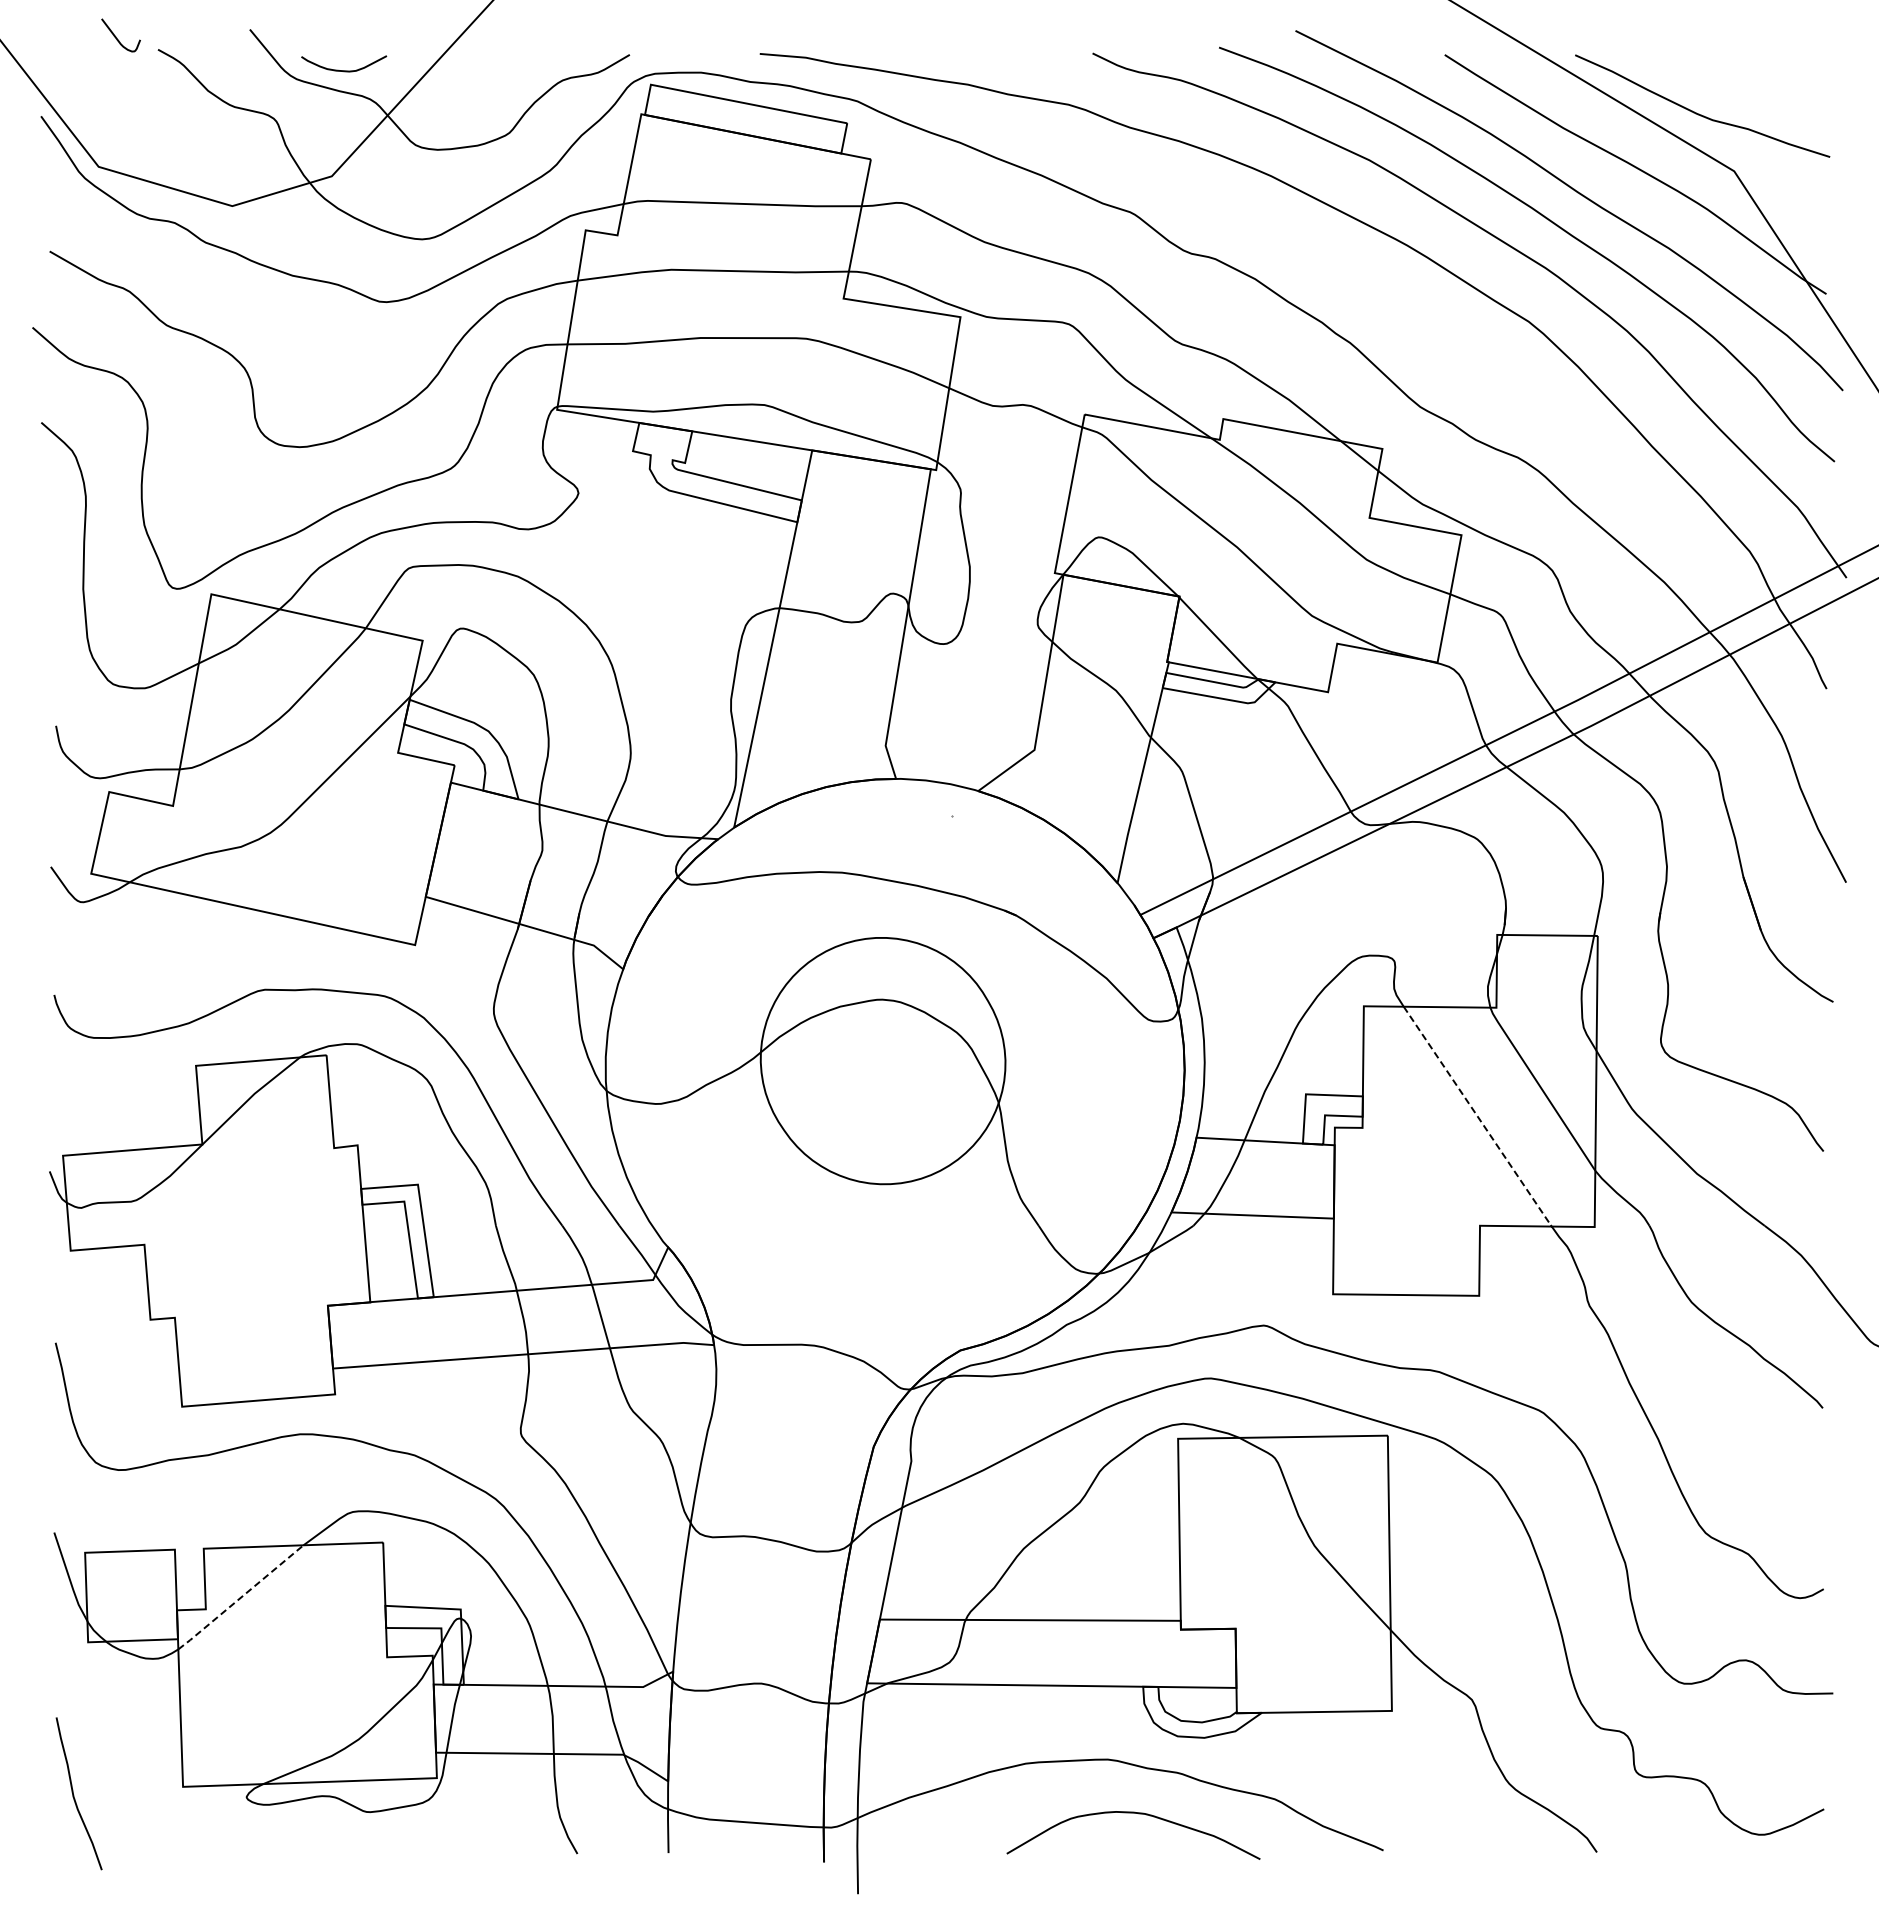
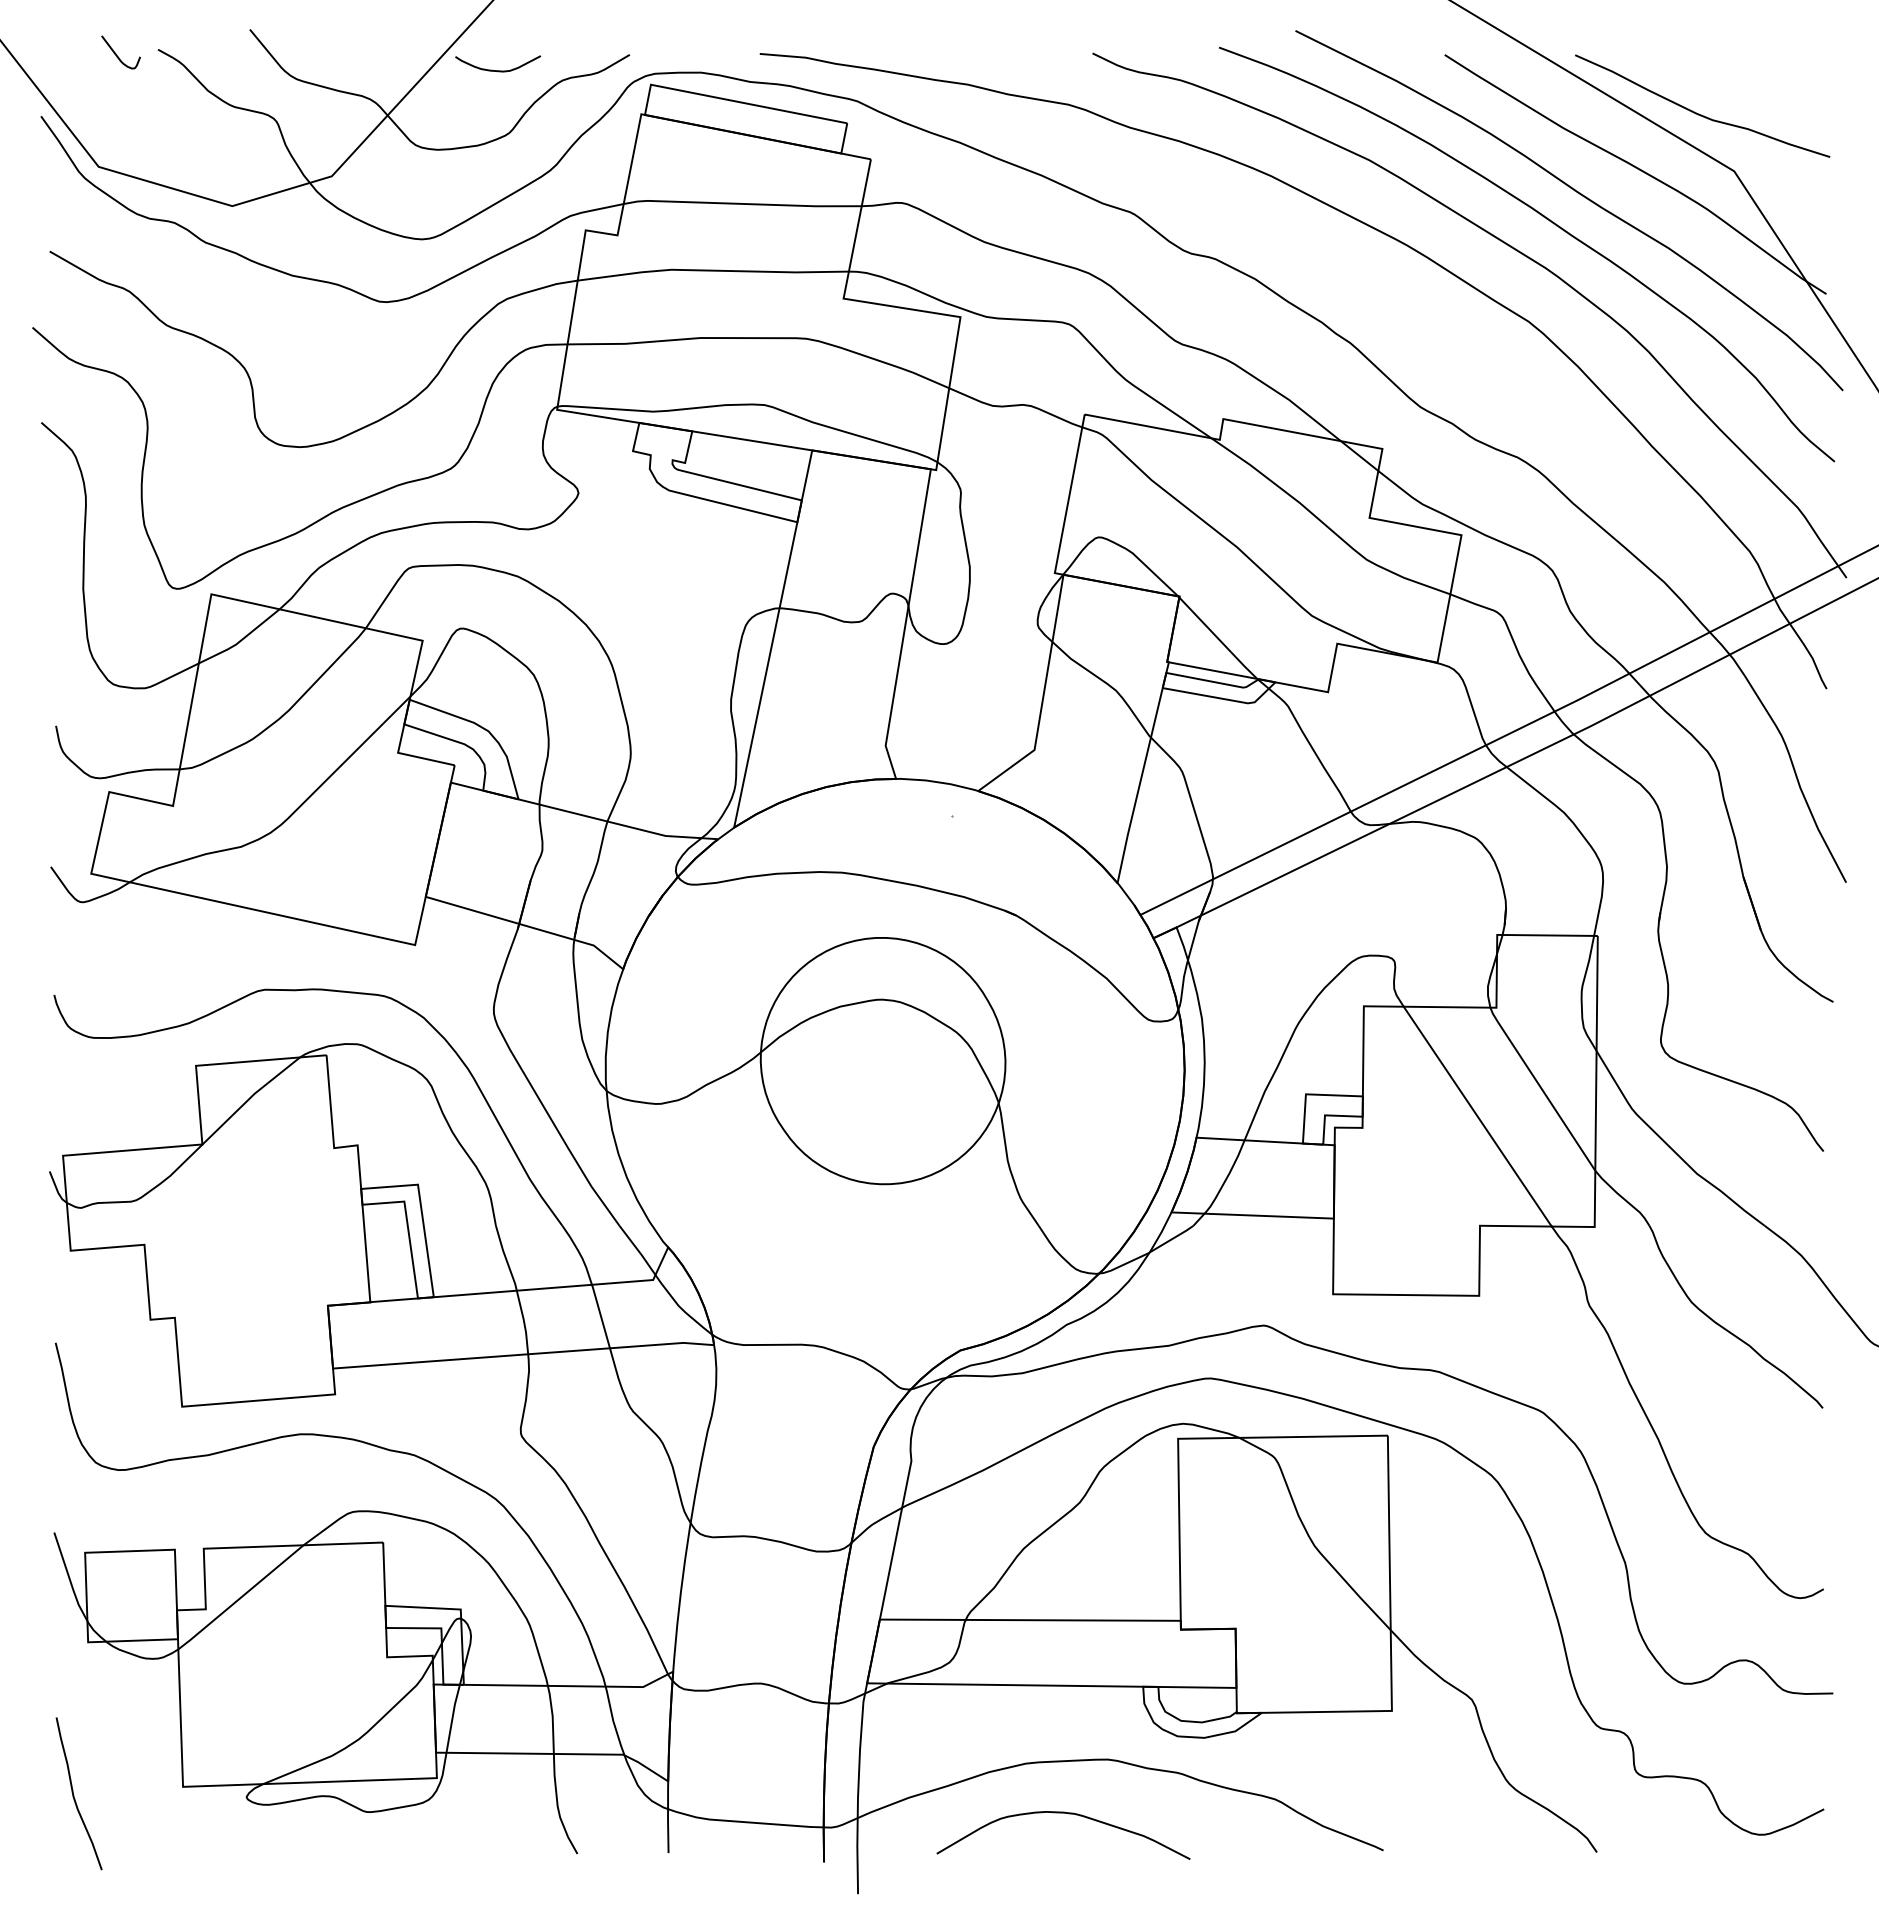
curve position: (116, 36) -> (116, 53) (116, 53)
curve position: (344, 70) -> (498, 70) (498, 70)
line: dashed -> solid (1477, 1116)
line: dashed -> solid (240, 1597)
curve position: (1138, 1814) -> (1068, 1814) (1068, 1814)
